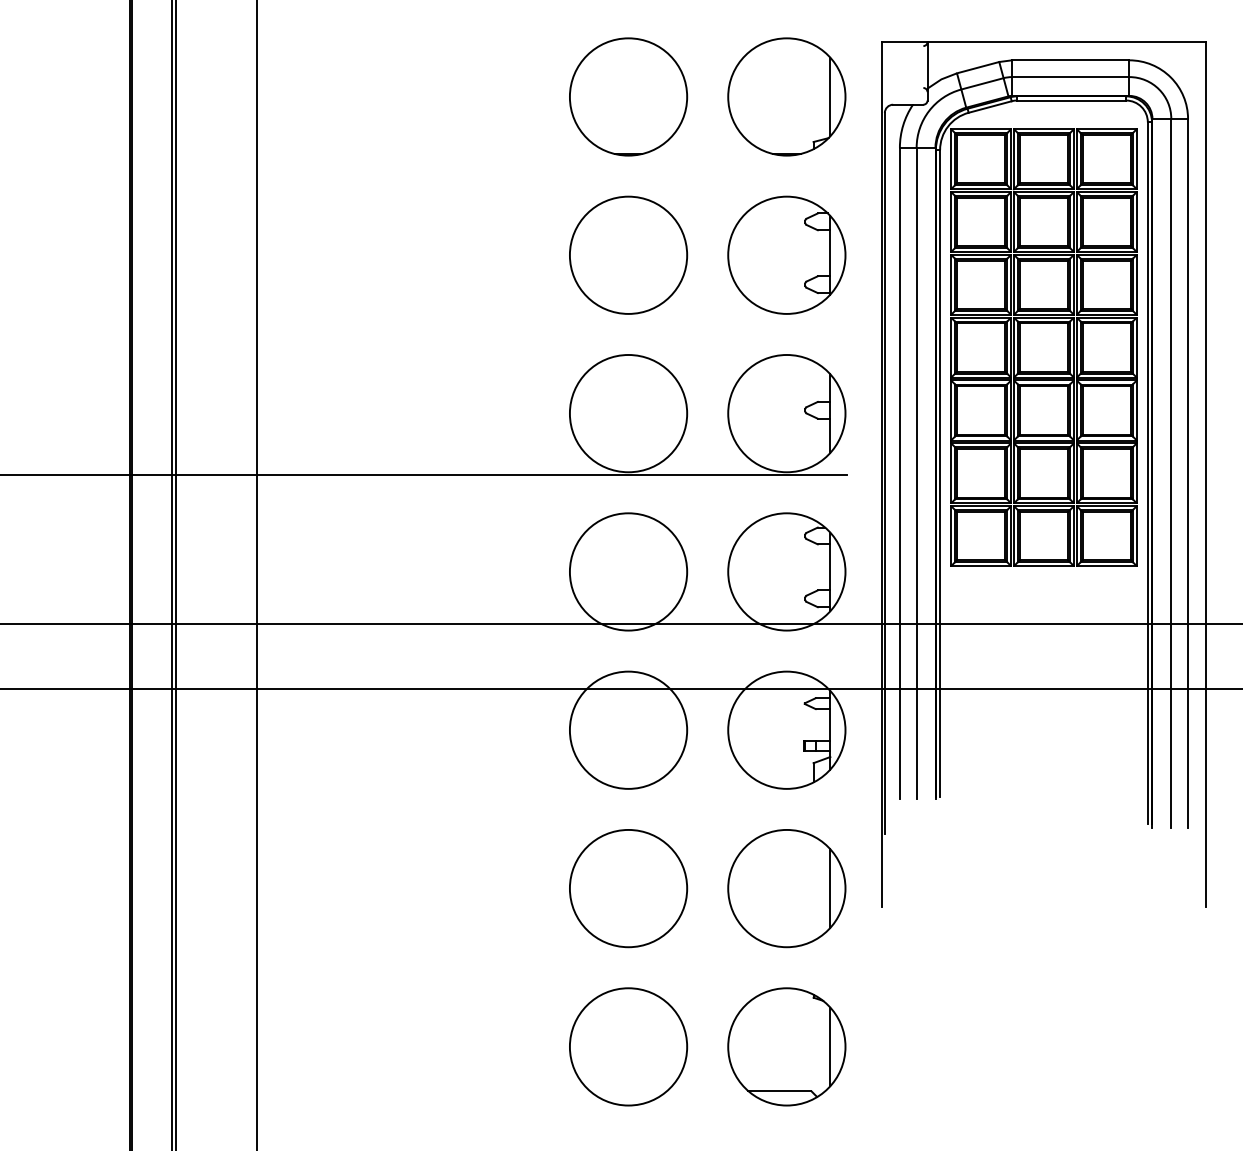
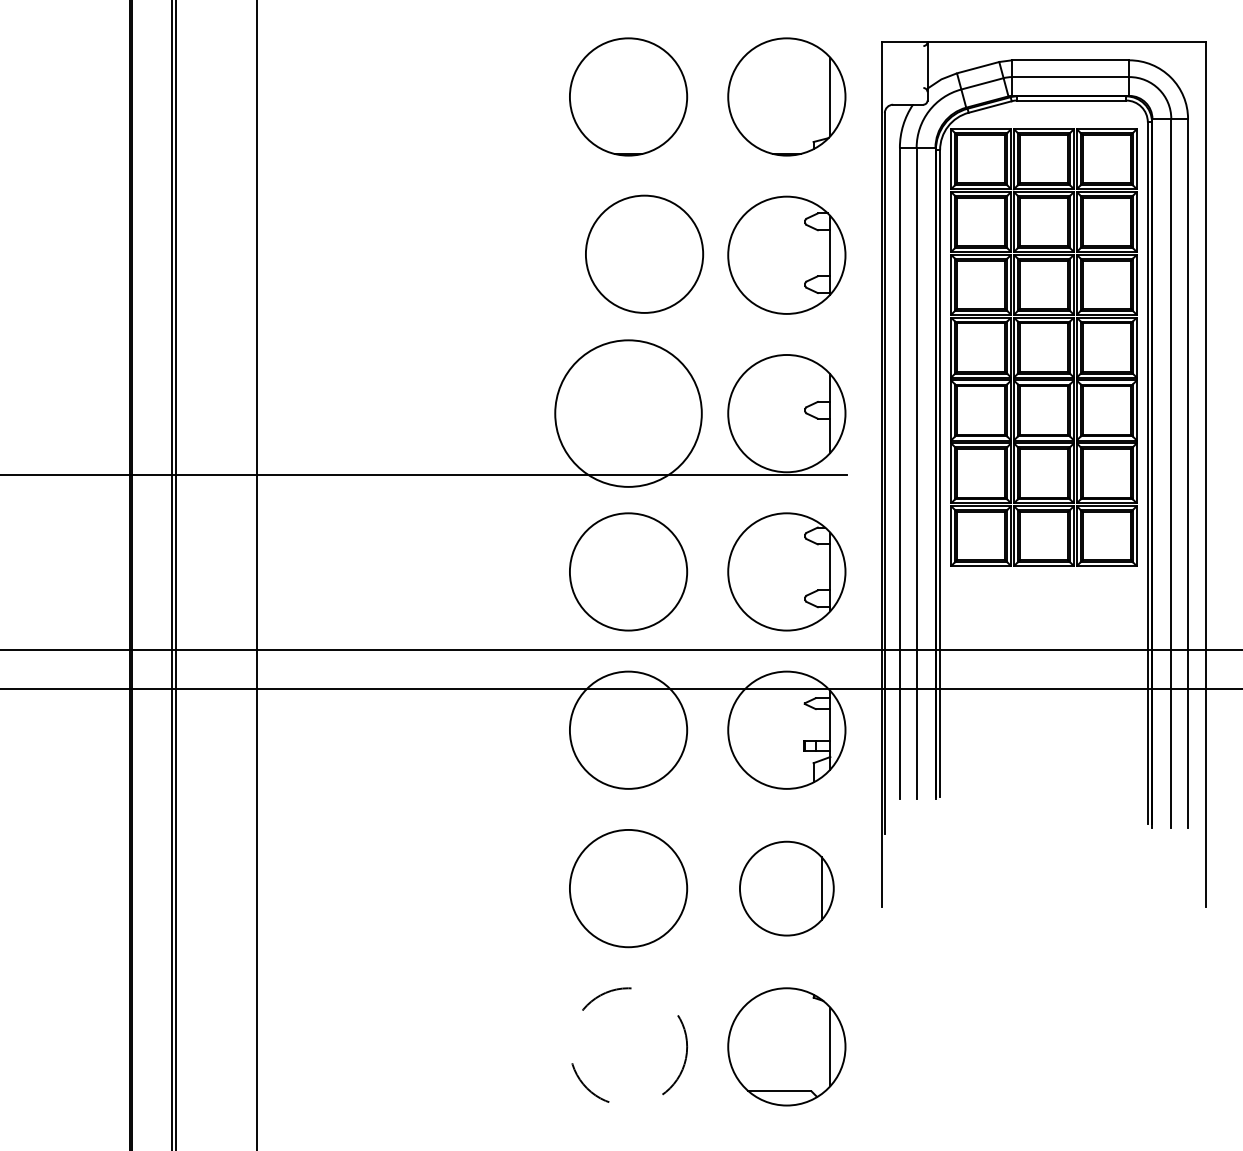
circle position: (628, 254) -> (644, 253) (644, 253)
circle diameter: 117 px -> 147 px (628, 413)
line position: (620, 623) -> (620, 649) (620, 649)
part size: 120x120 px -> 96x97 px (786, 888)
circle: solid -> dashed (628, 1046)
